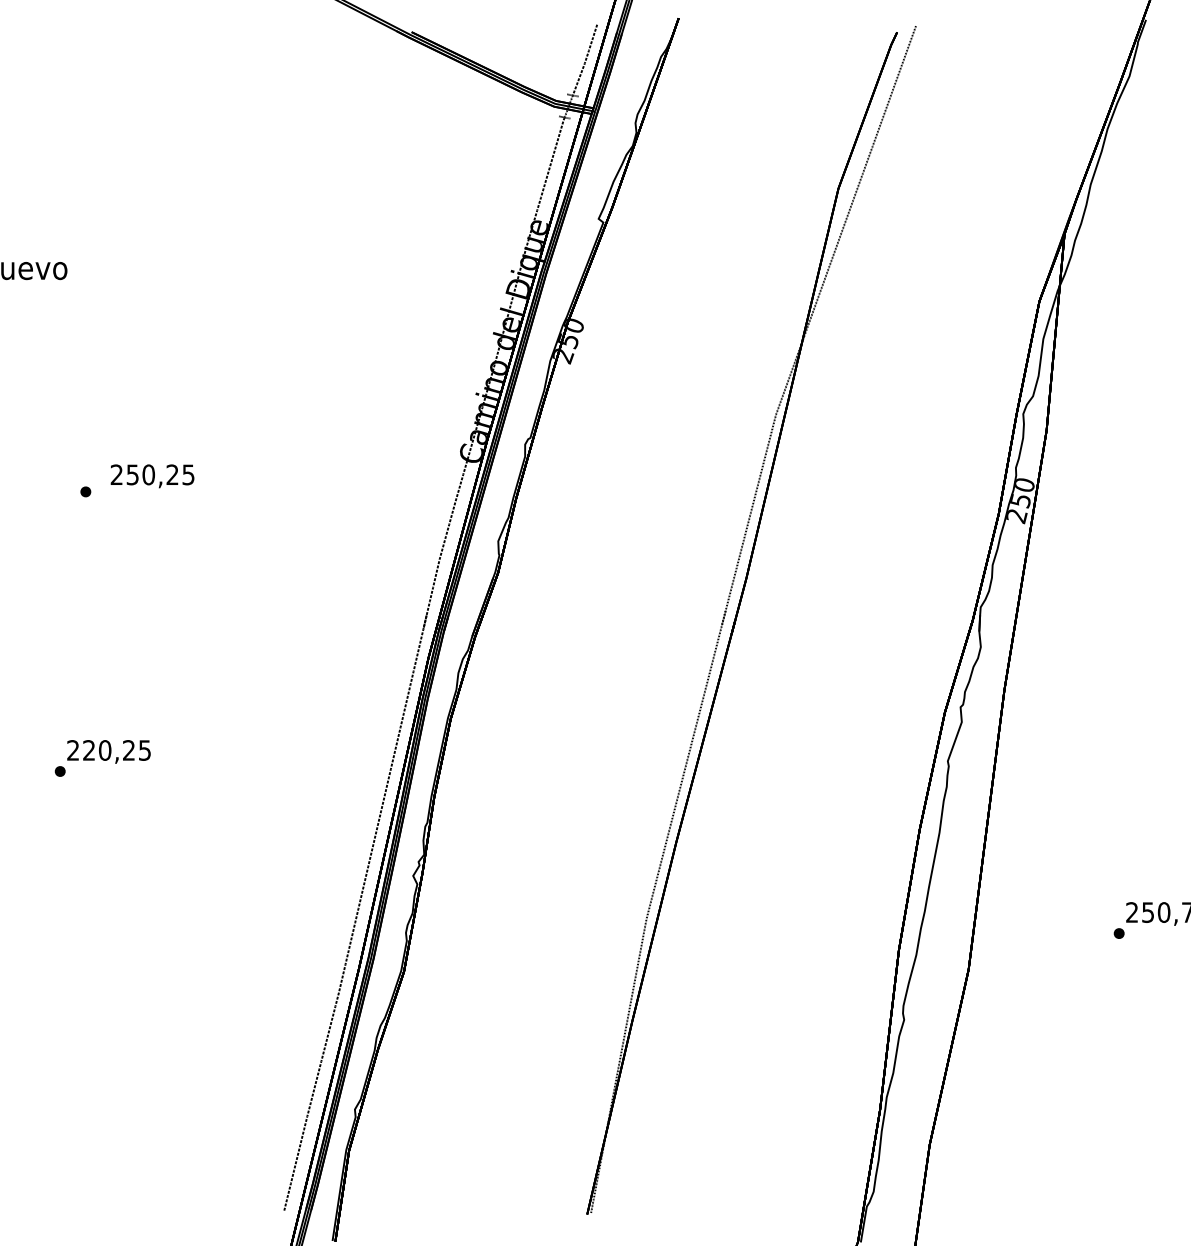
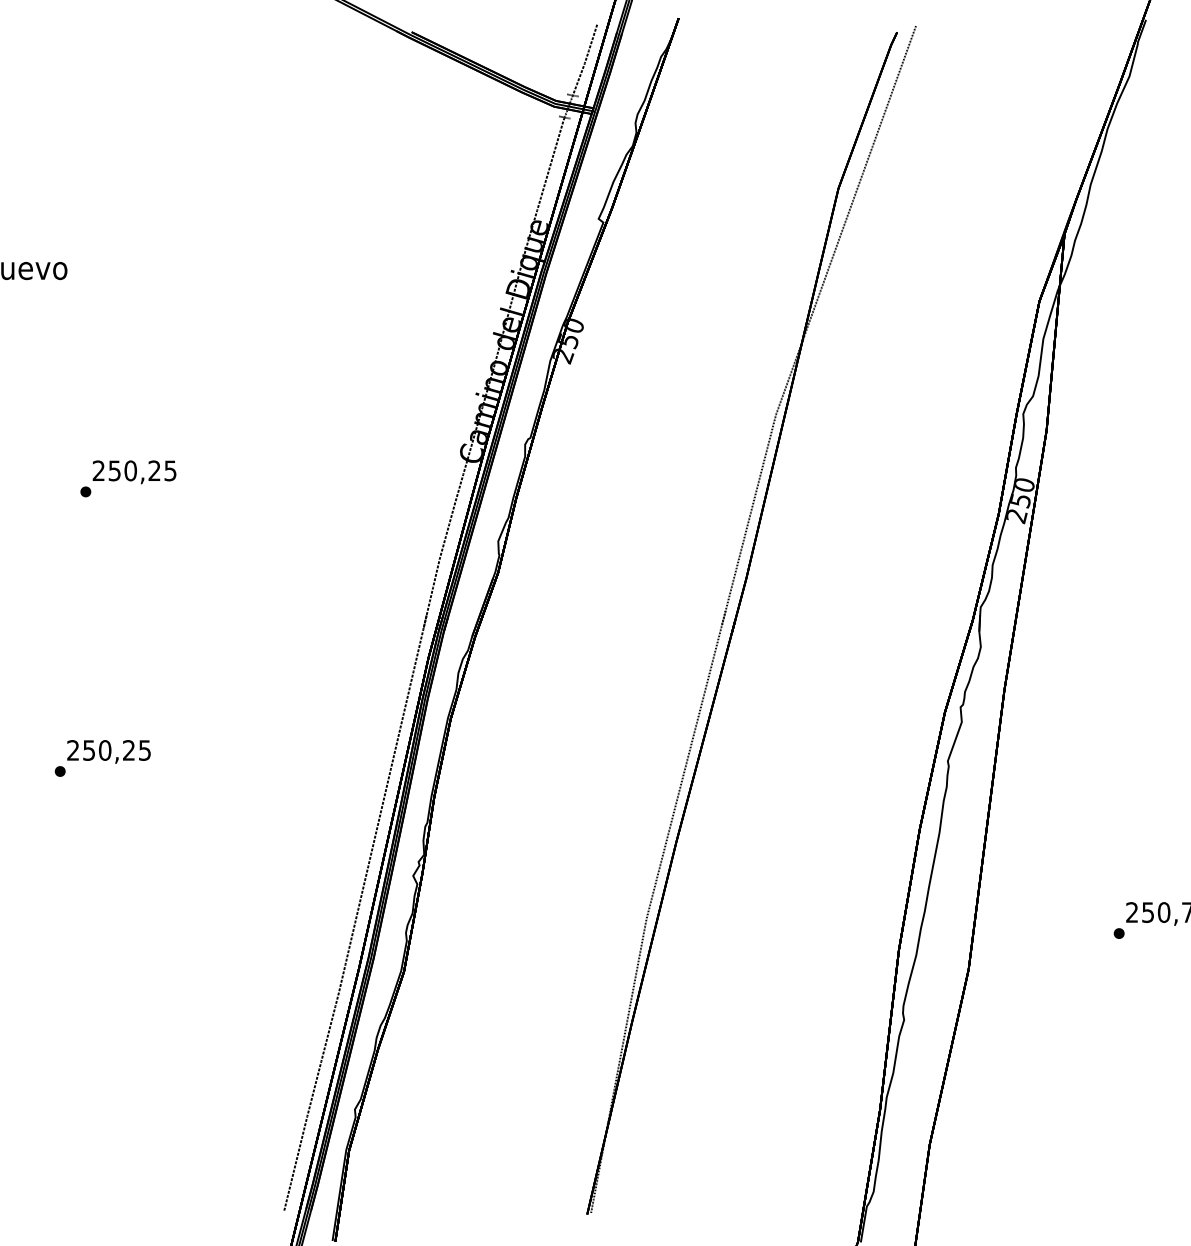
text position: (152, 476) -> (134, 472) (134, 472)
text: 220,25 -> 250,25 (88, 750)
